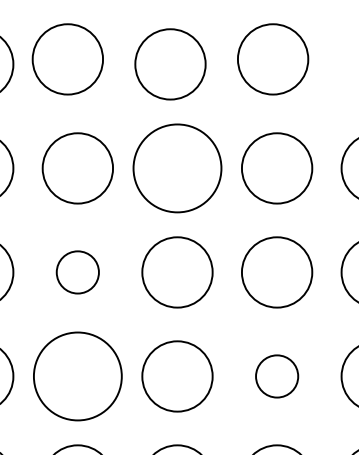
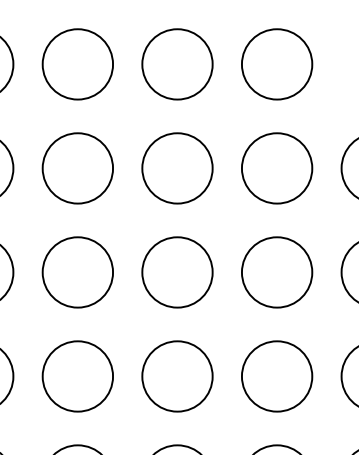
circle position: (67, 59) -> (77, 64) (77, 64)
circle position: (273, 59) -> (277, 64) (277, 64)
circle position: (170, 64) -> (177, 64) (177, 64)
circle diameter: 88 px -> 70 px (177, 168)
circle diameter: 42 px -> 70 px (77, 272)
circle diameter: 88 px -> 70 px (77, 376)
circle diameter: 42 px -> 70 px (276, 376)
